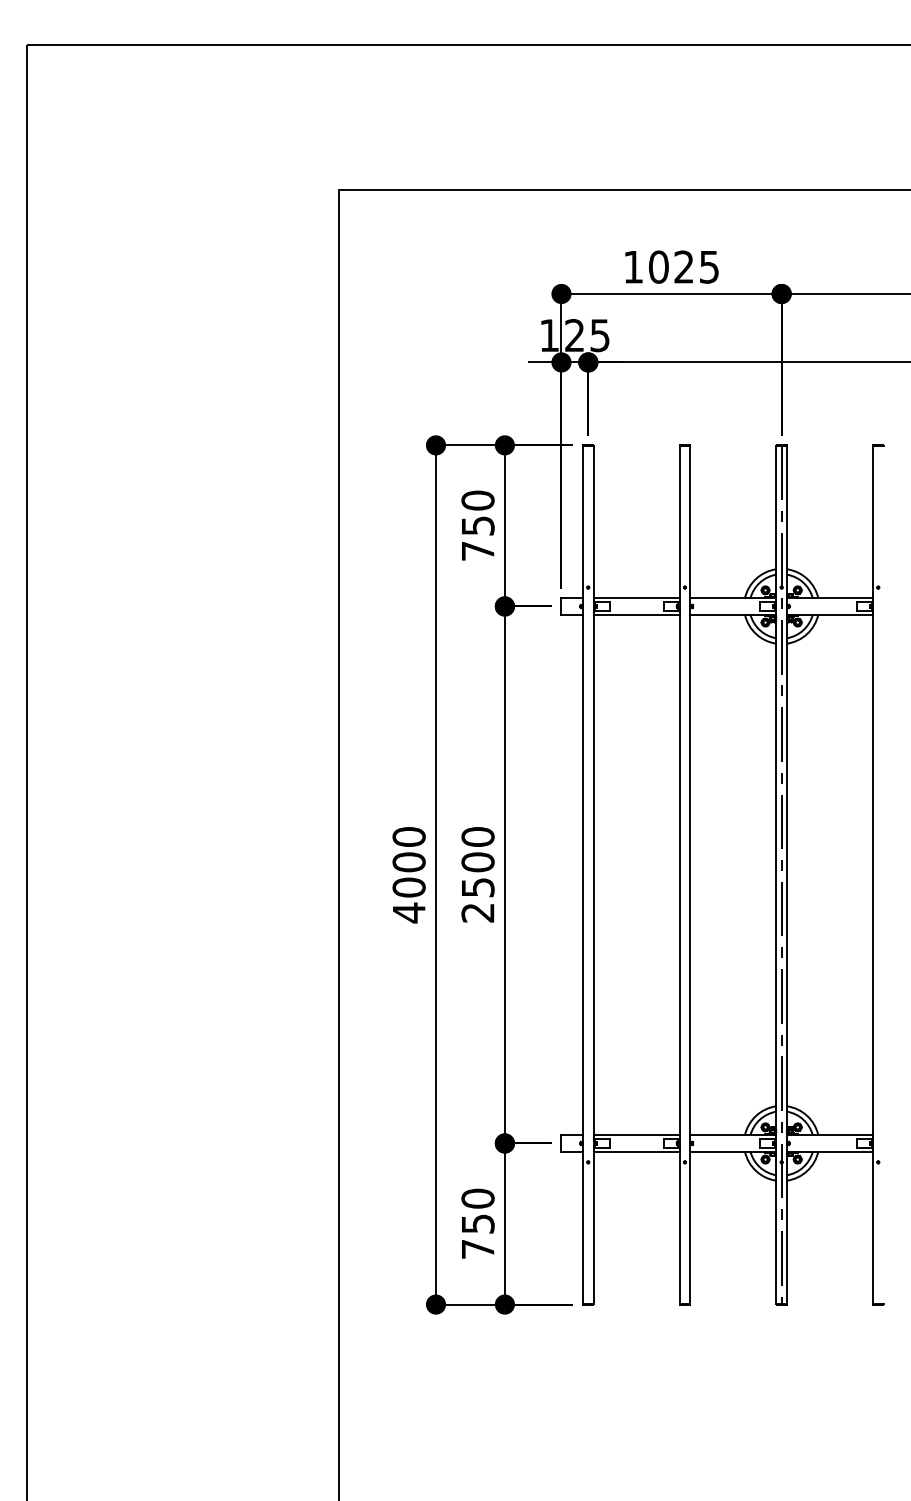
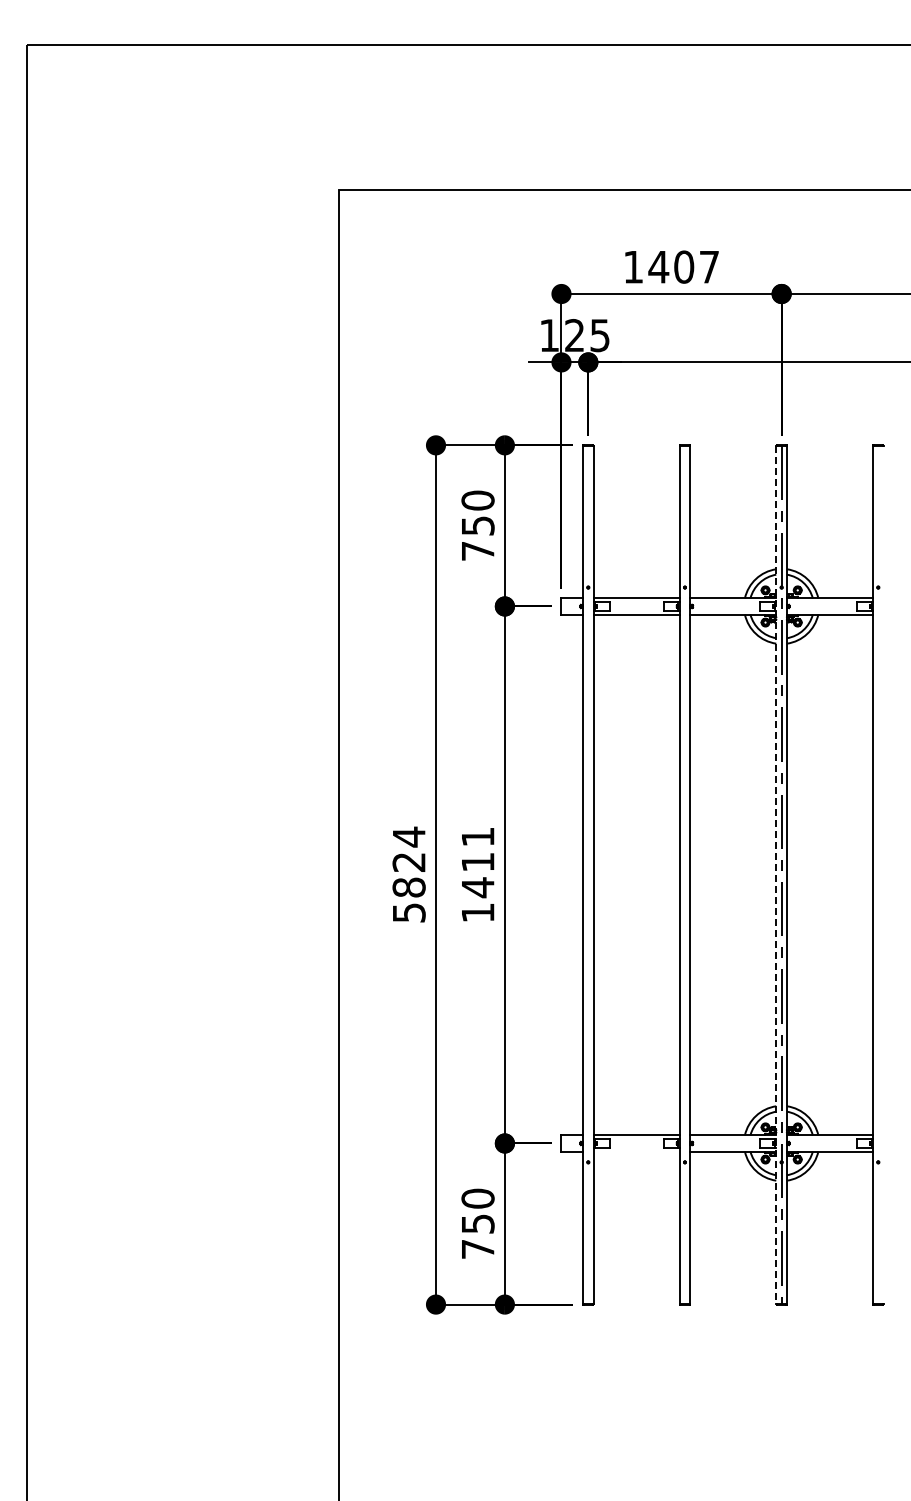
text: 1025 -> 1407 (683, 266)
text: 4000 -> 5824 (408, 874)
text: 2500 -> 1411 (477, 874)
line: solid -> dashed (776, 875)
line: present -> none (636, 1151)
